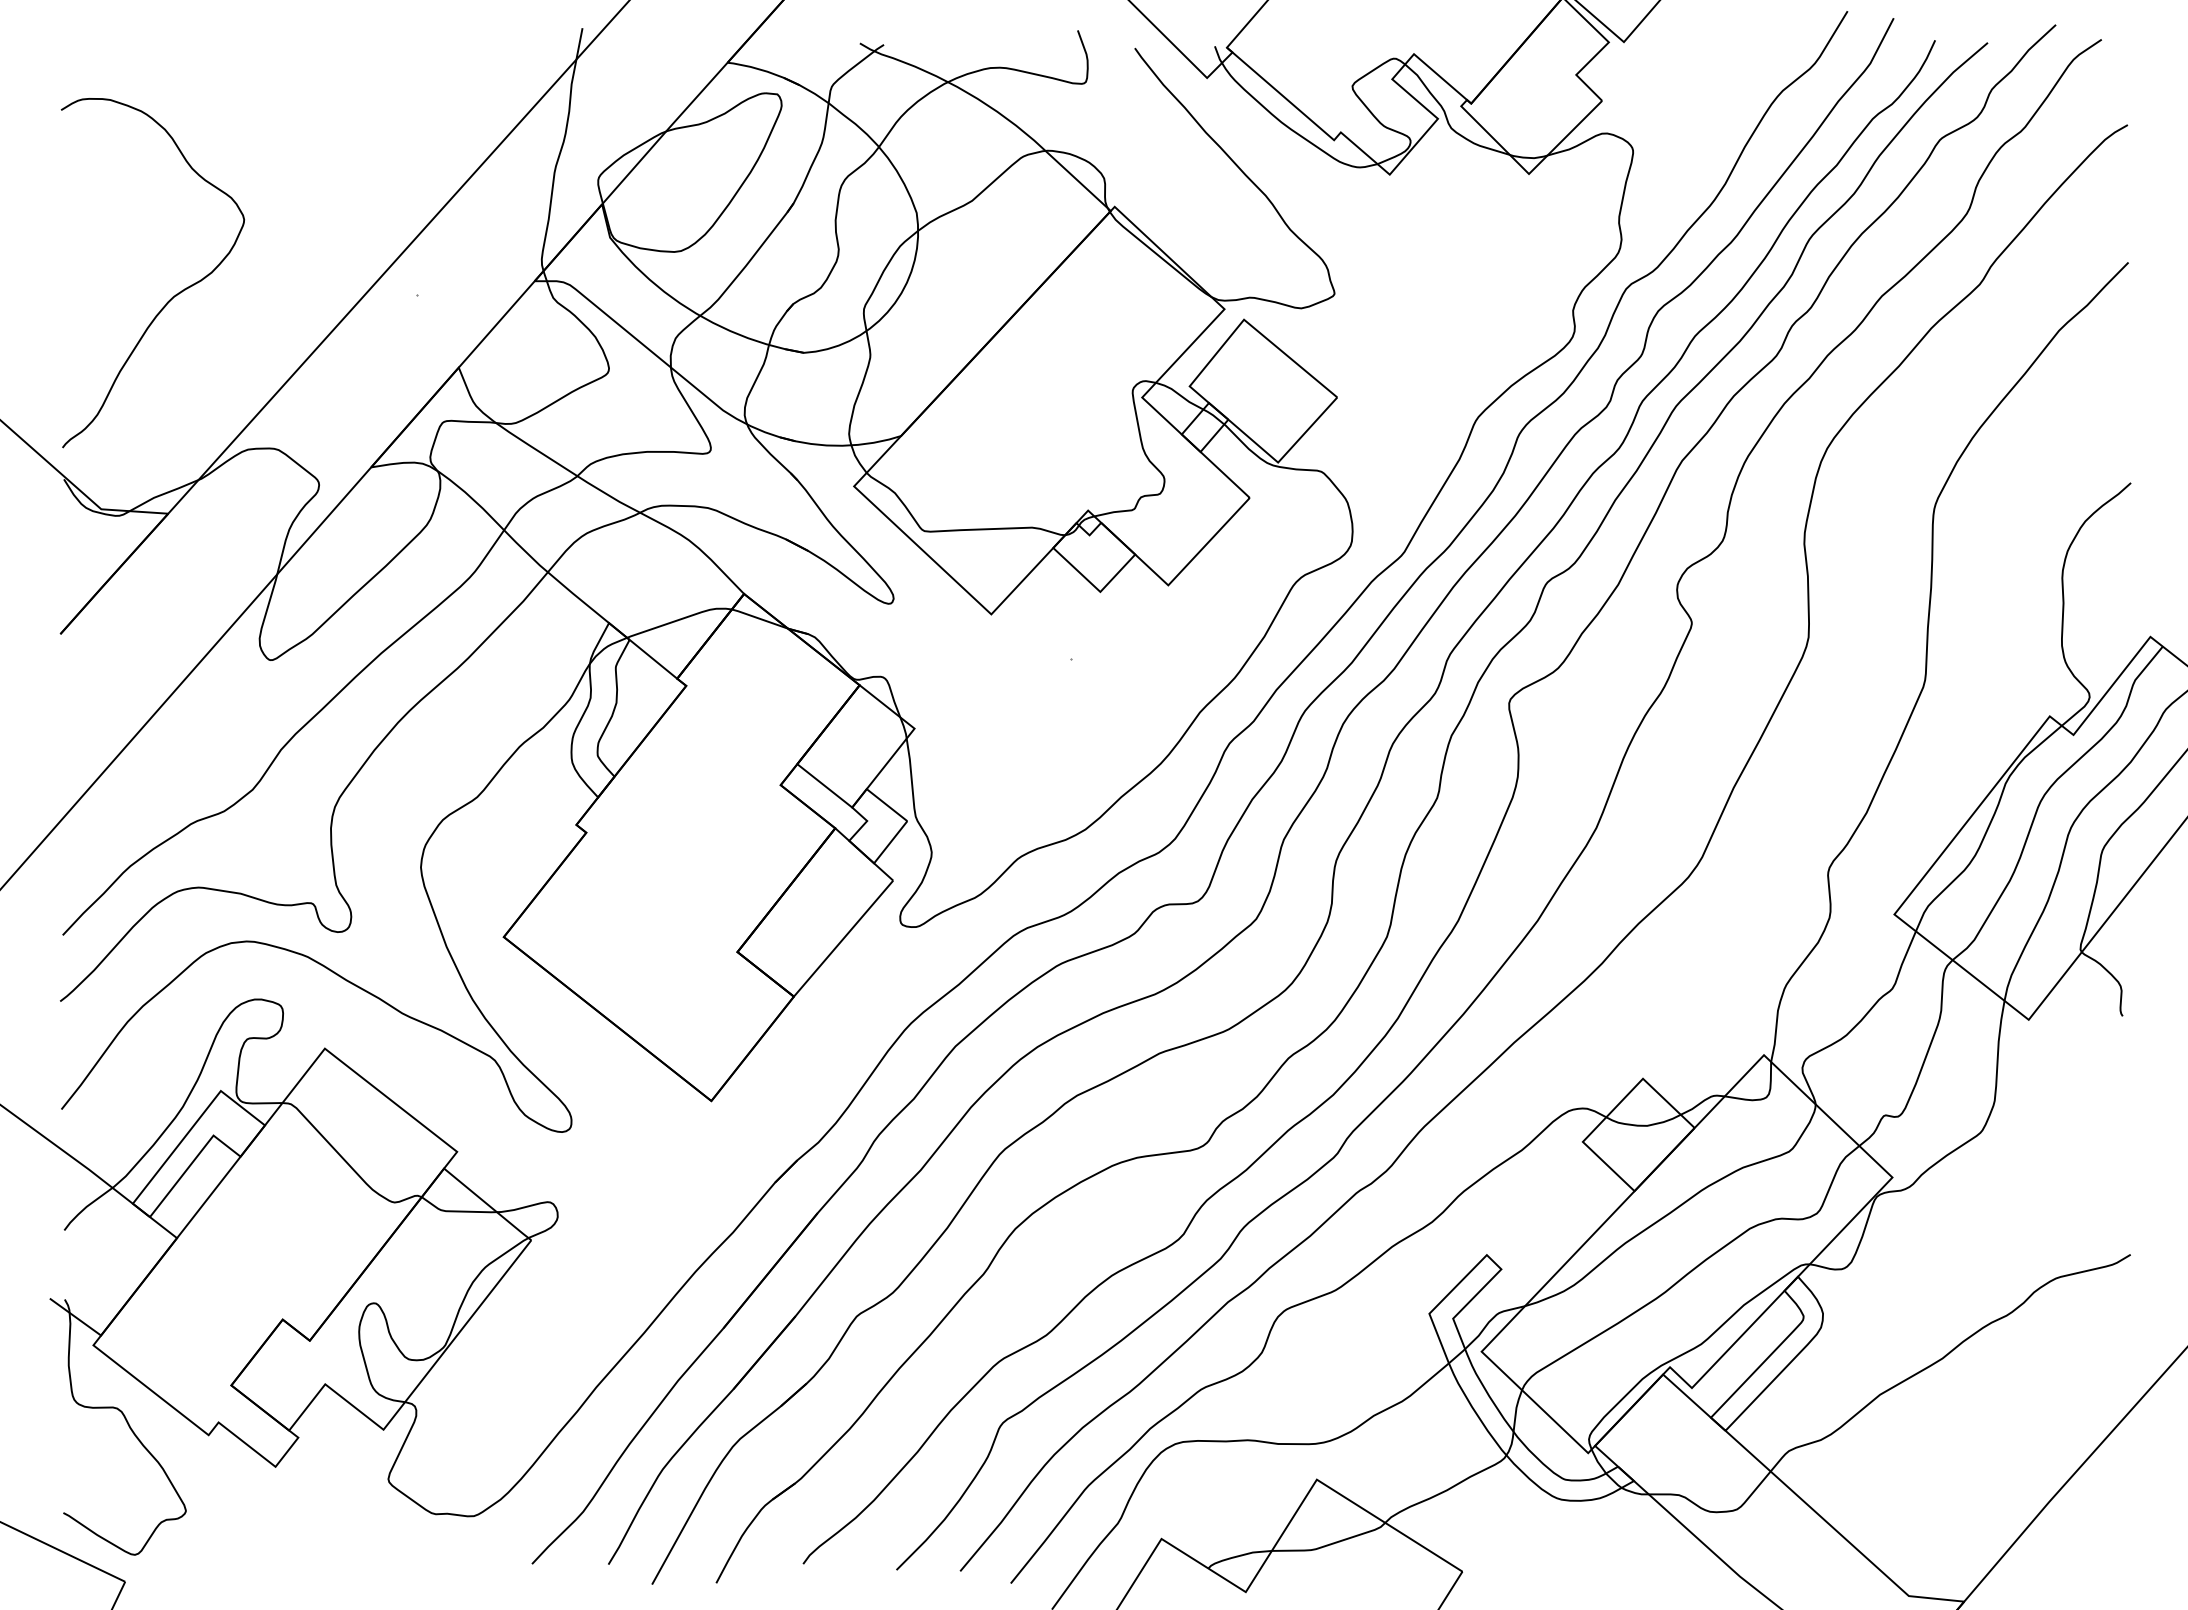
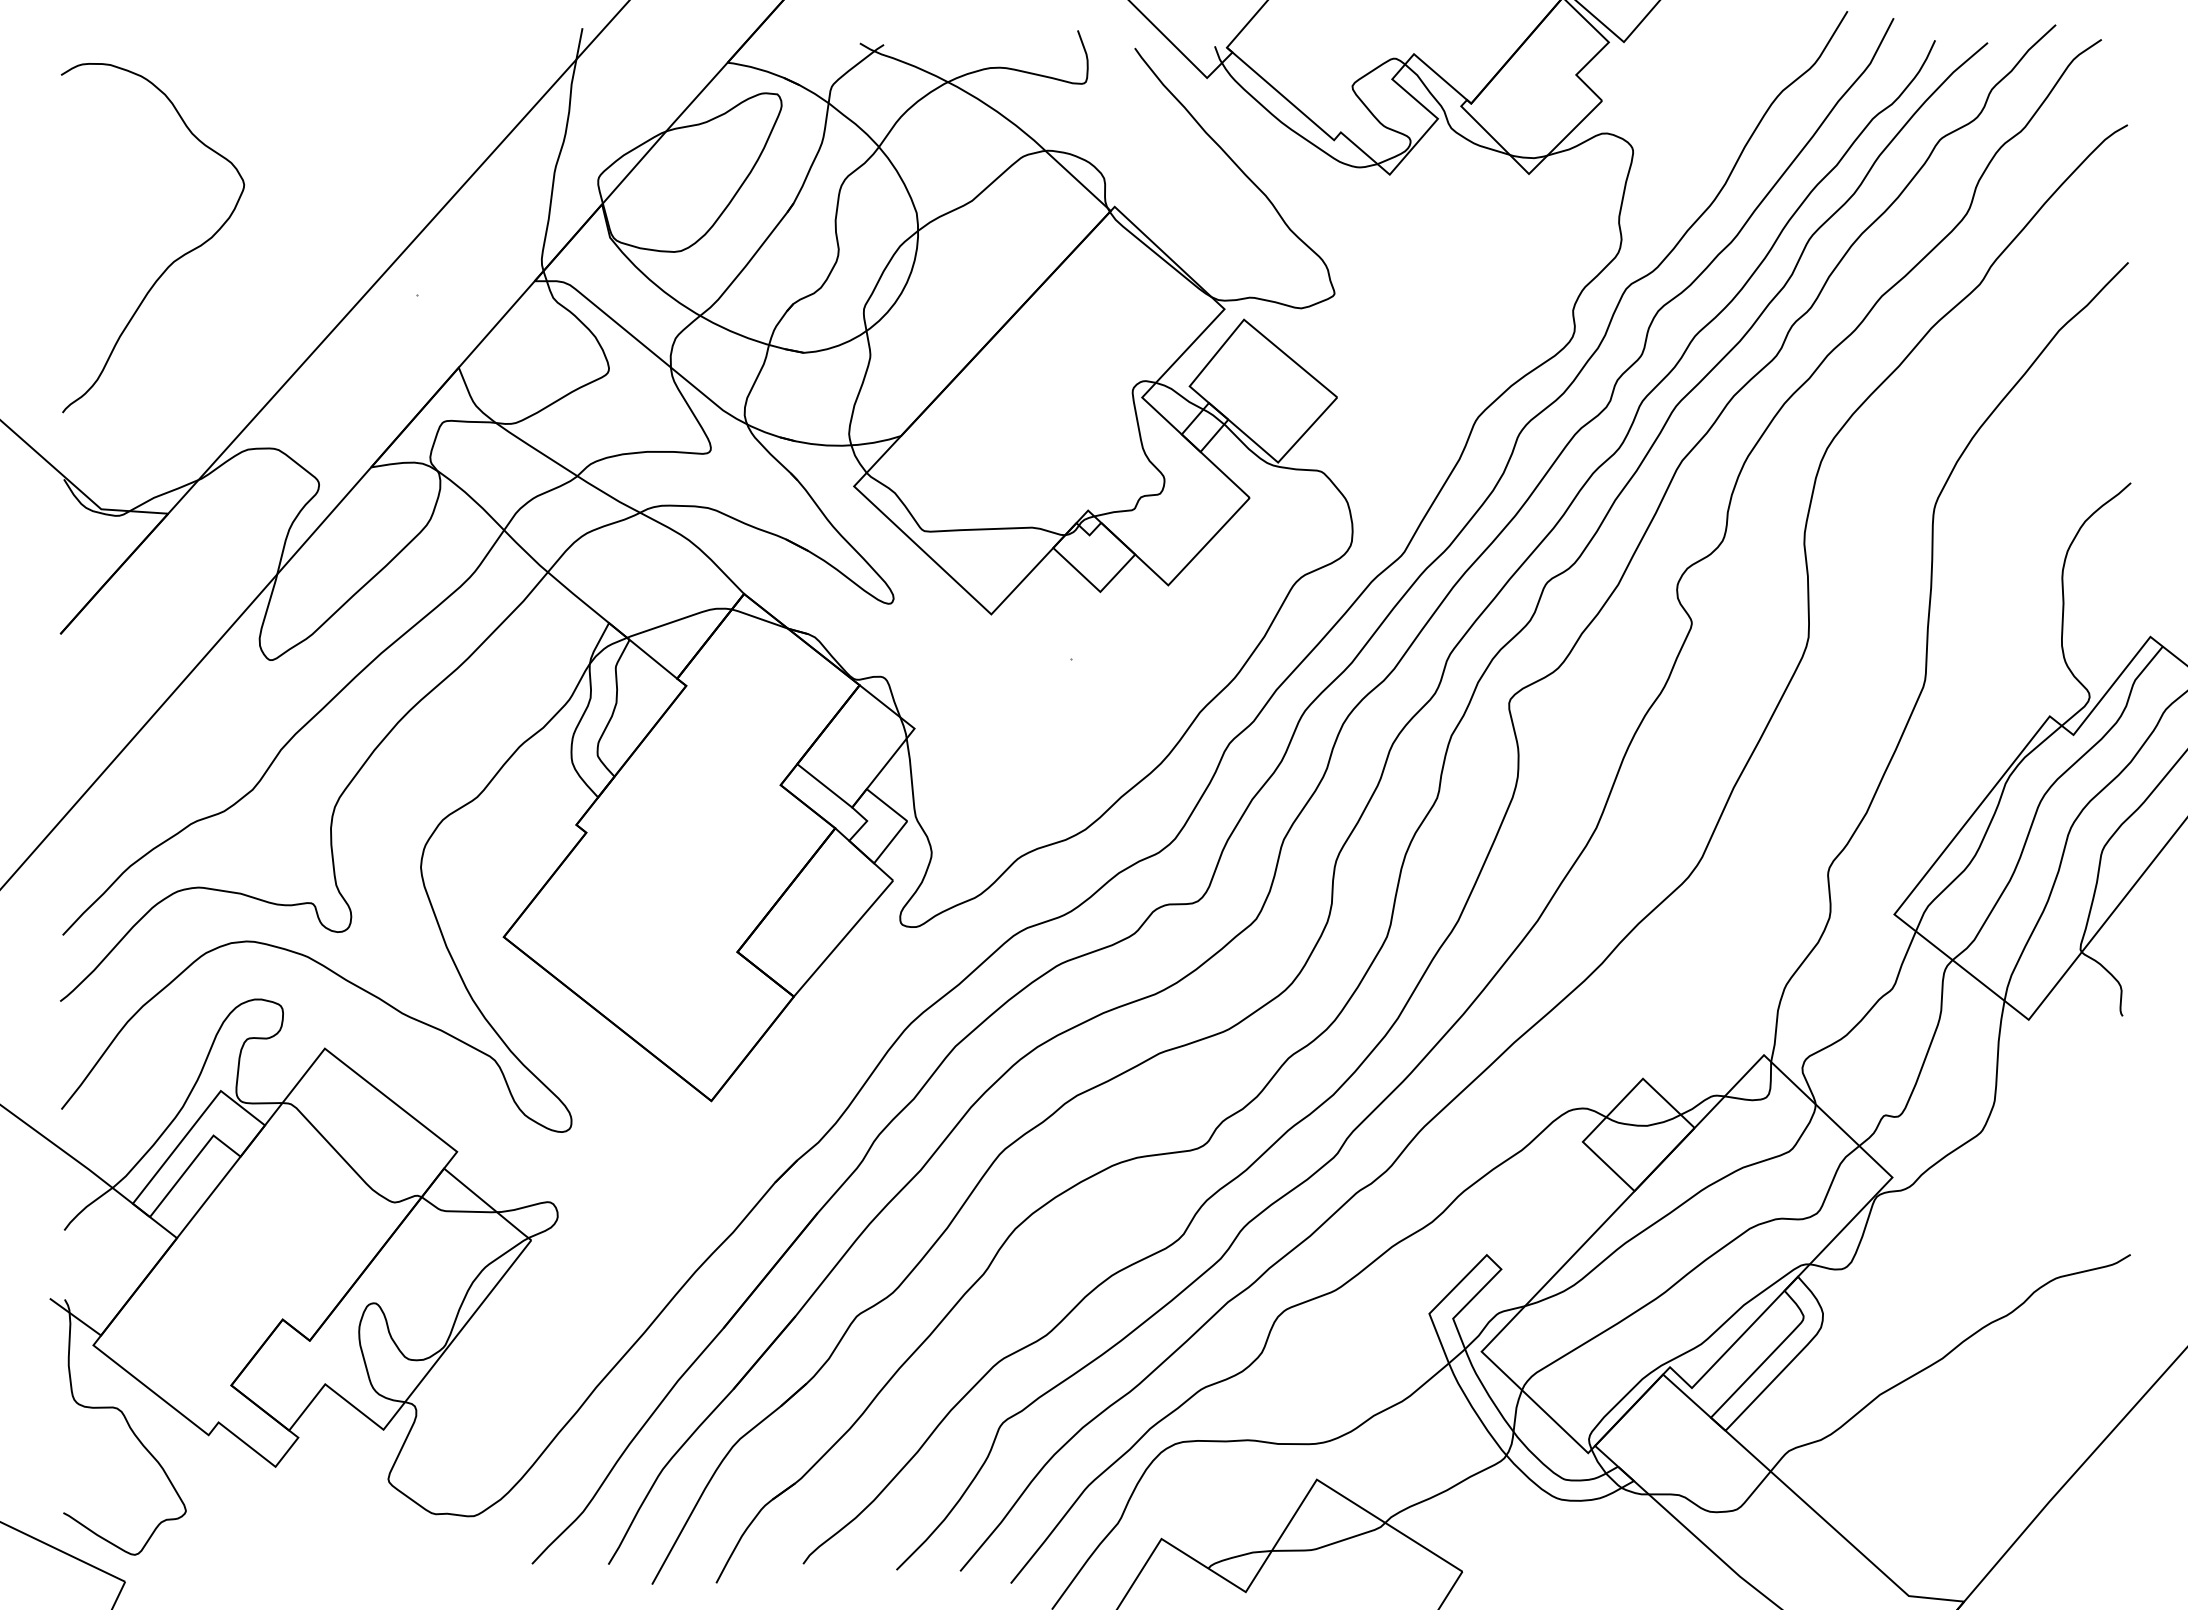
curve position: (172, 296) -> (172, 261) (172, 261)
